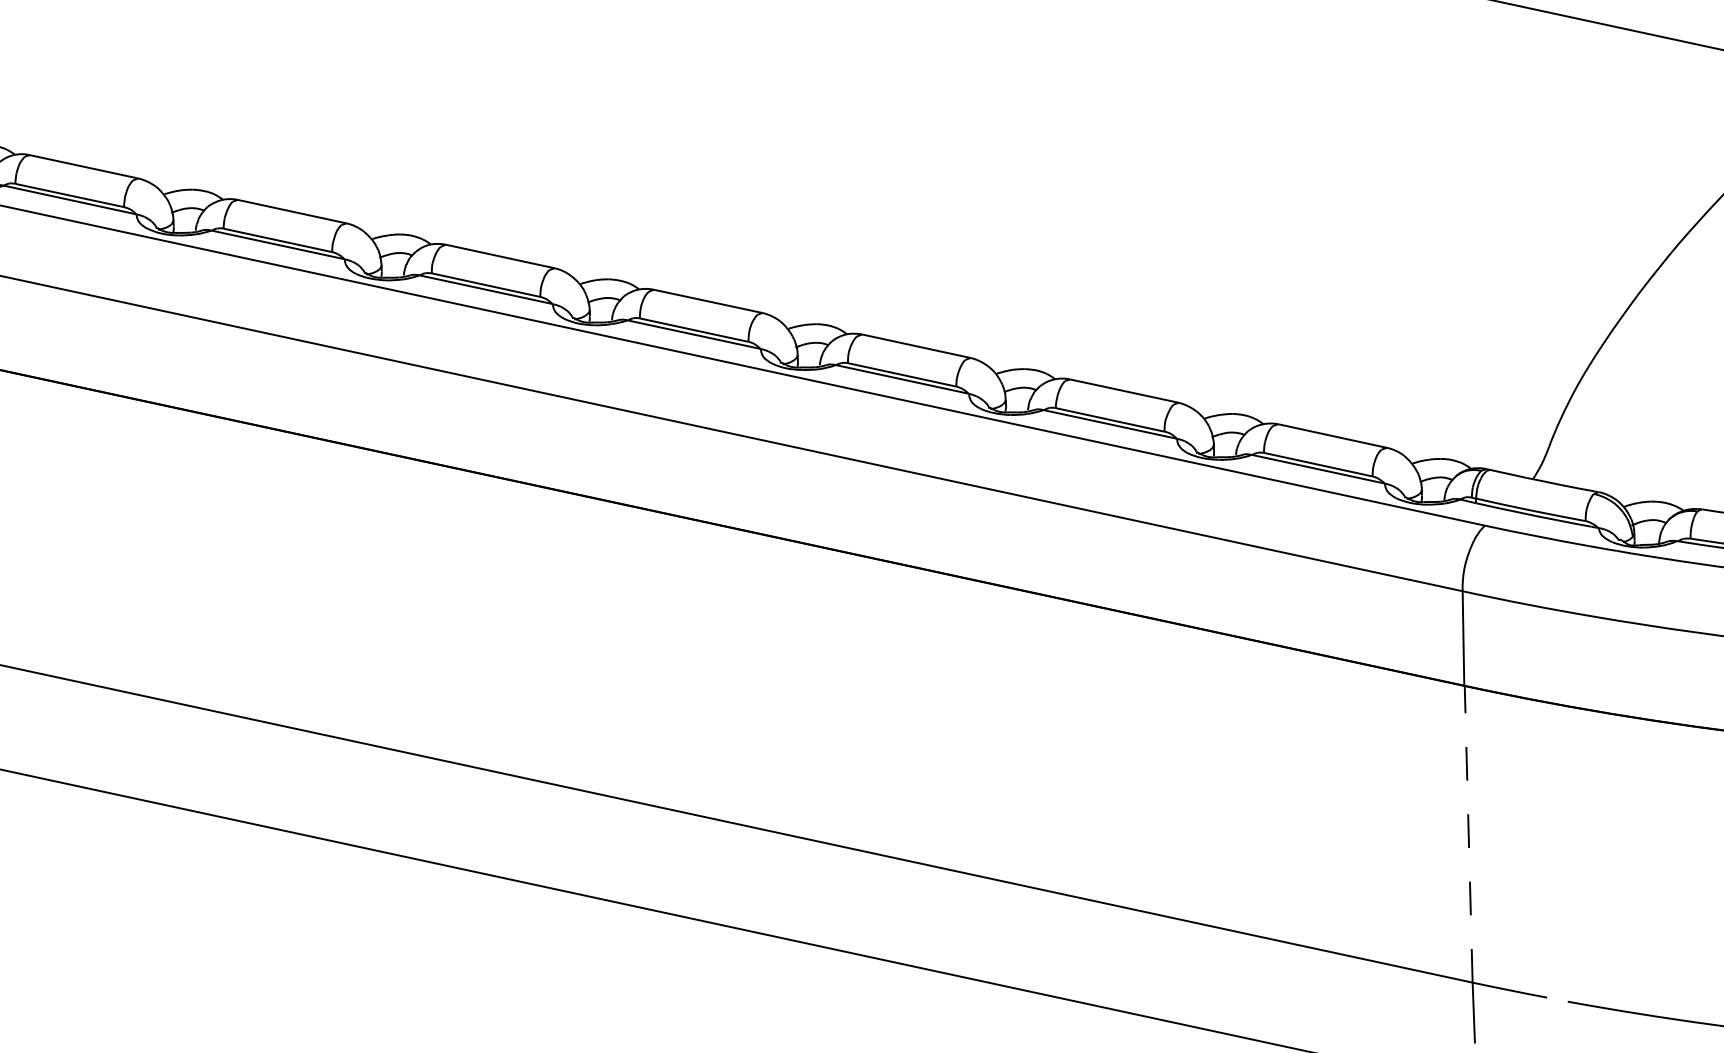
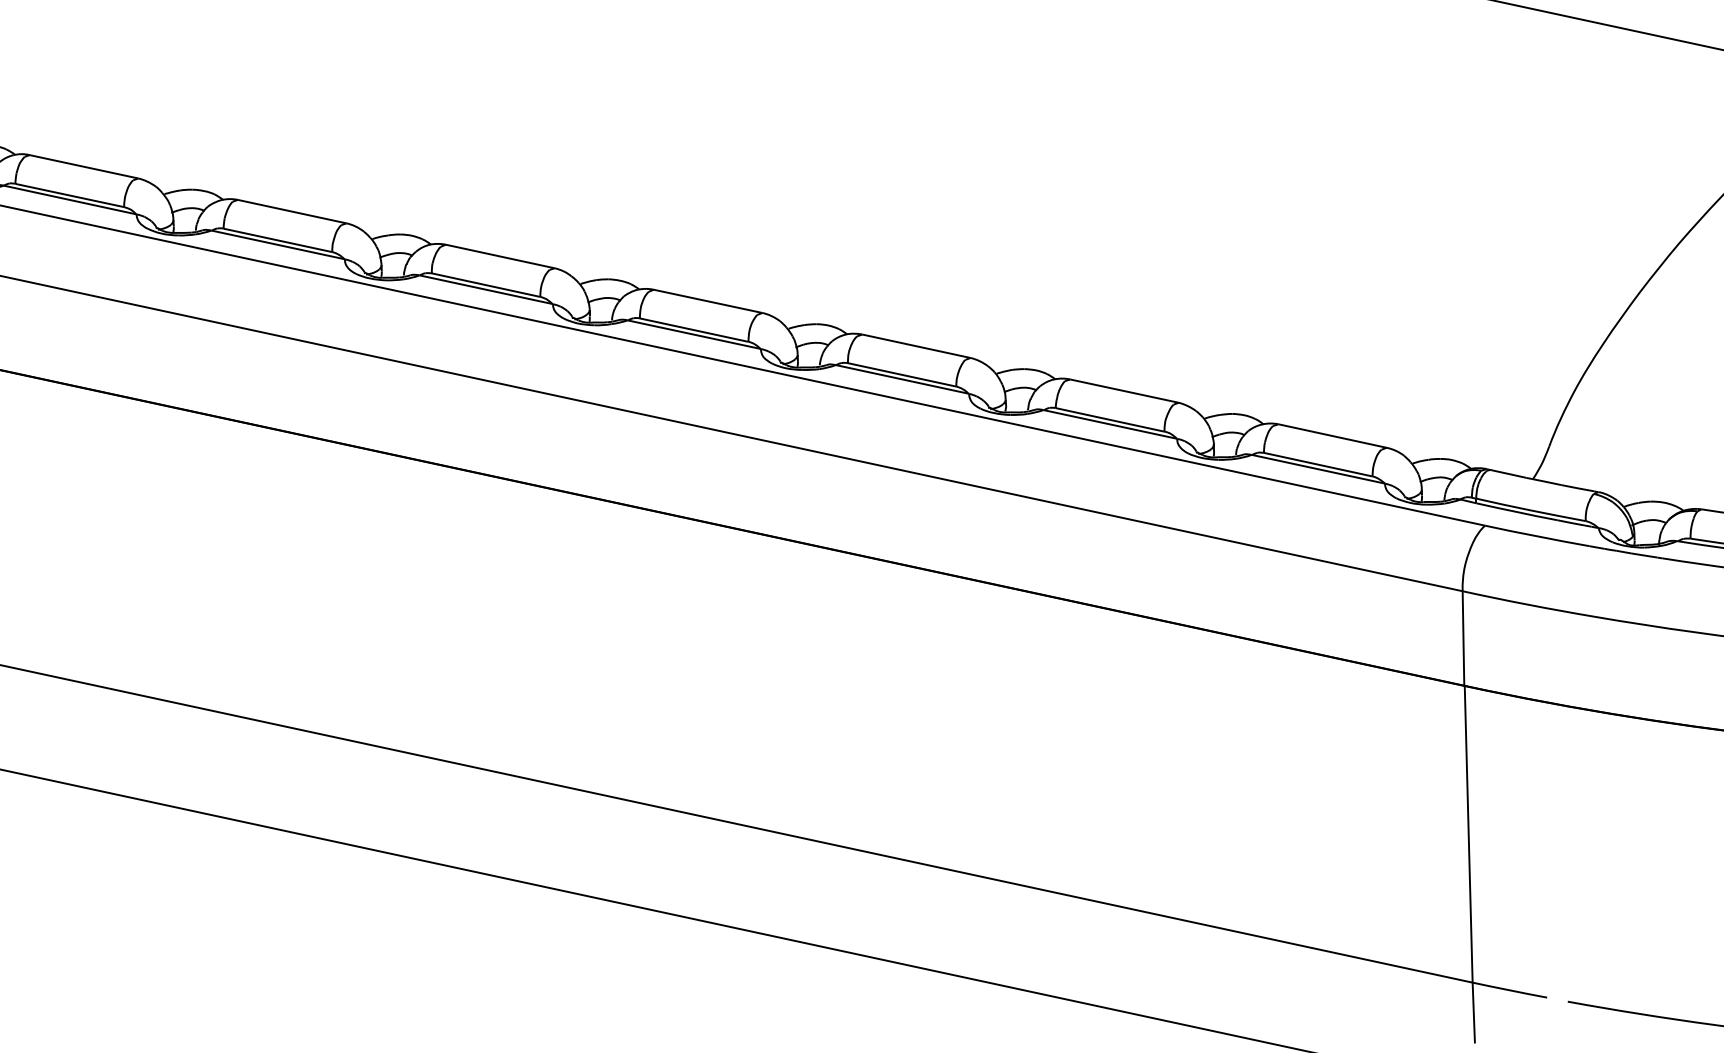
line: dashed -> solid (1468, 833)
